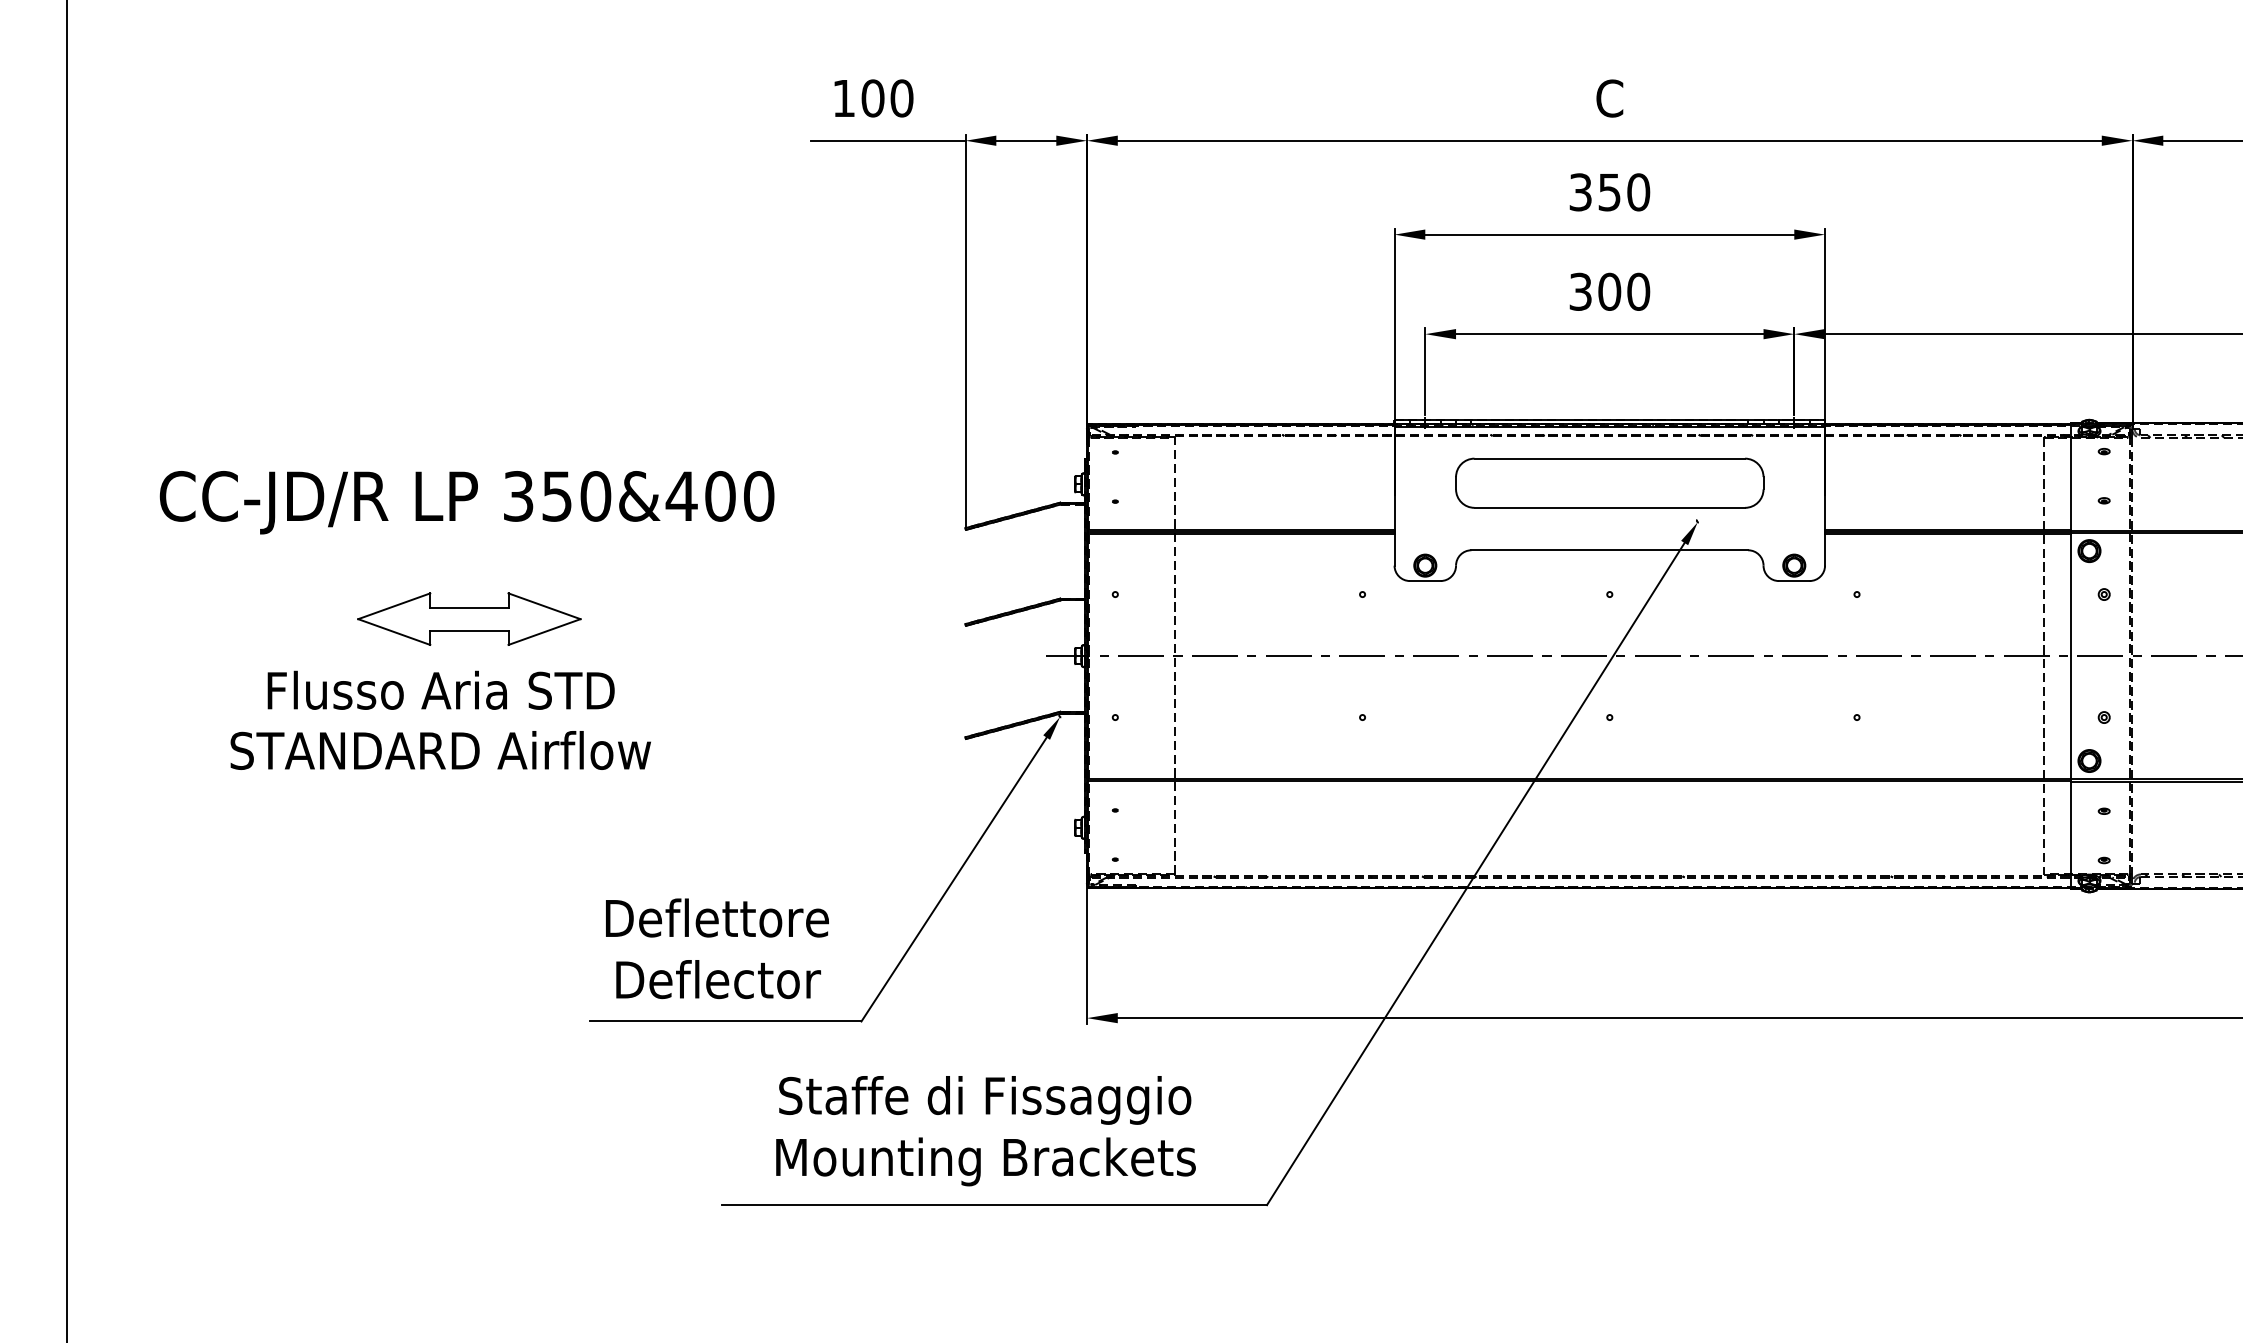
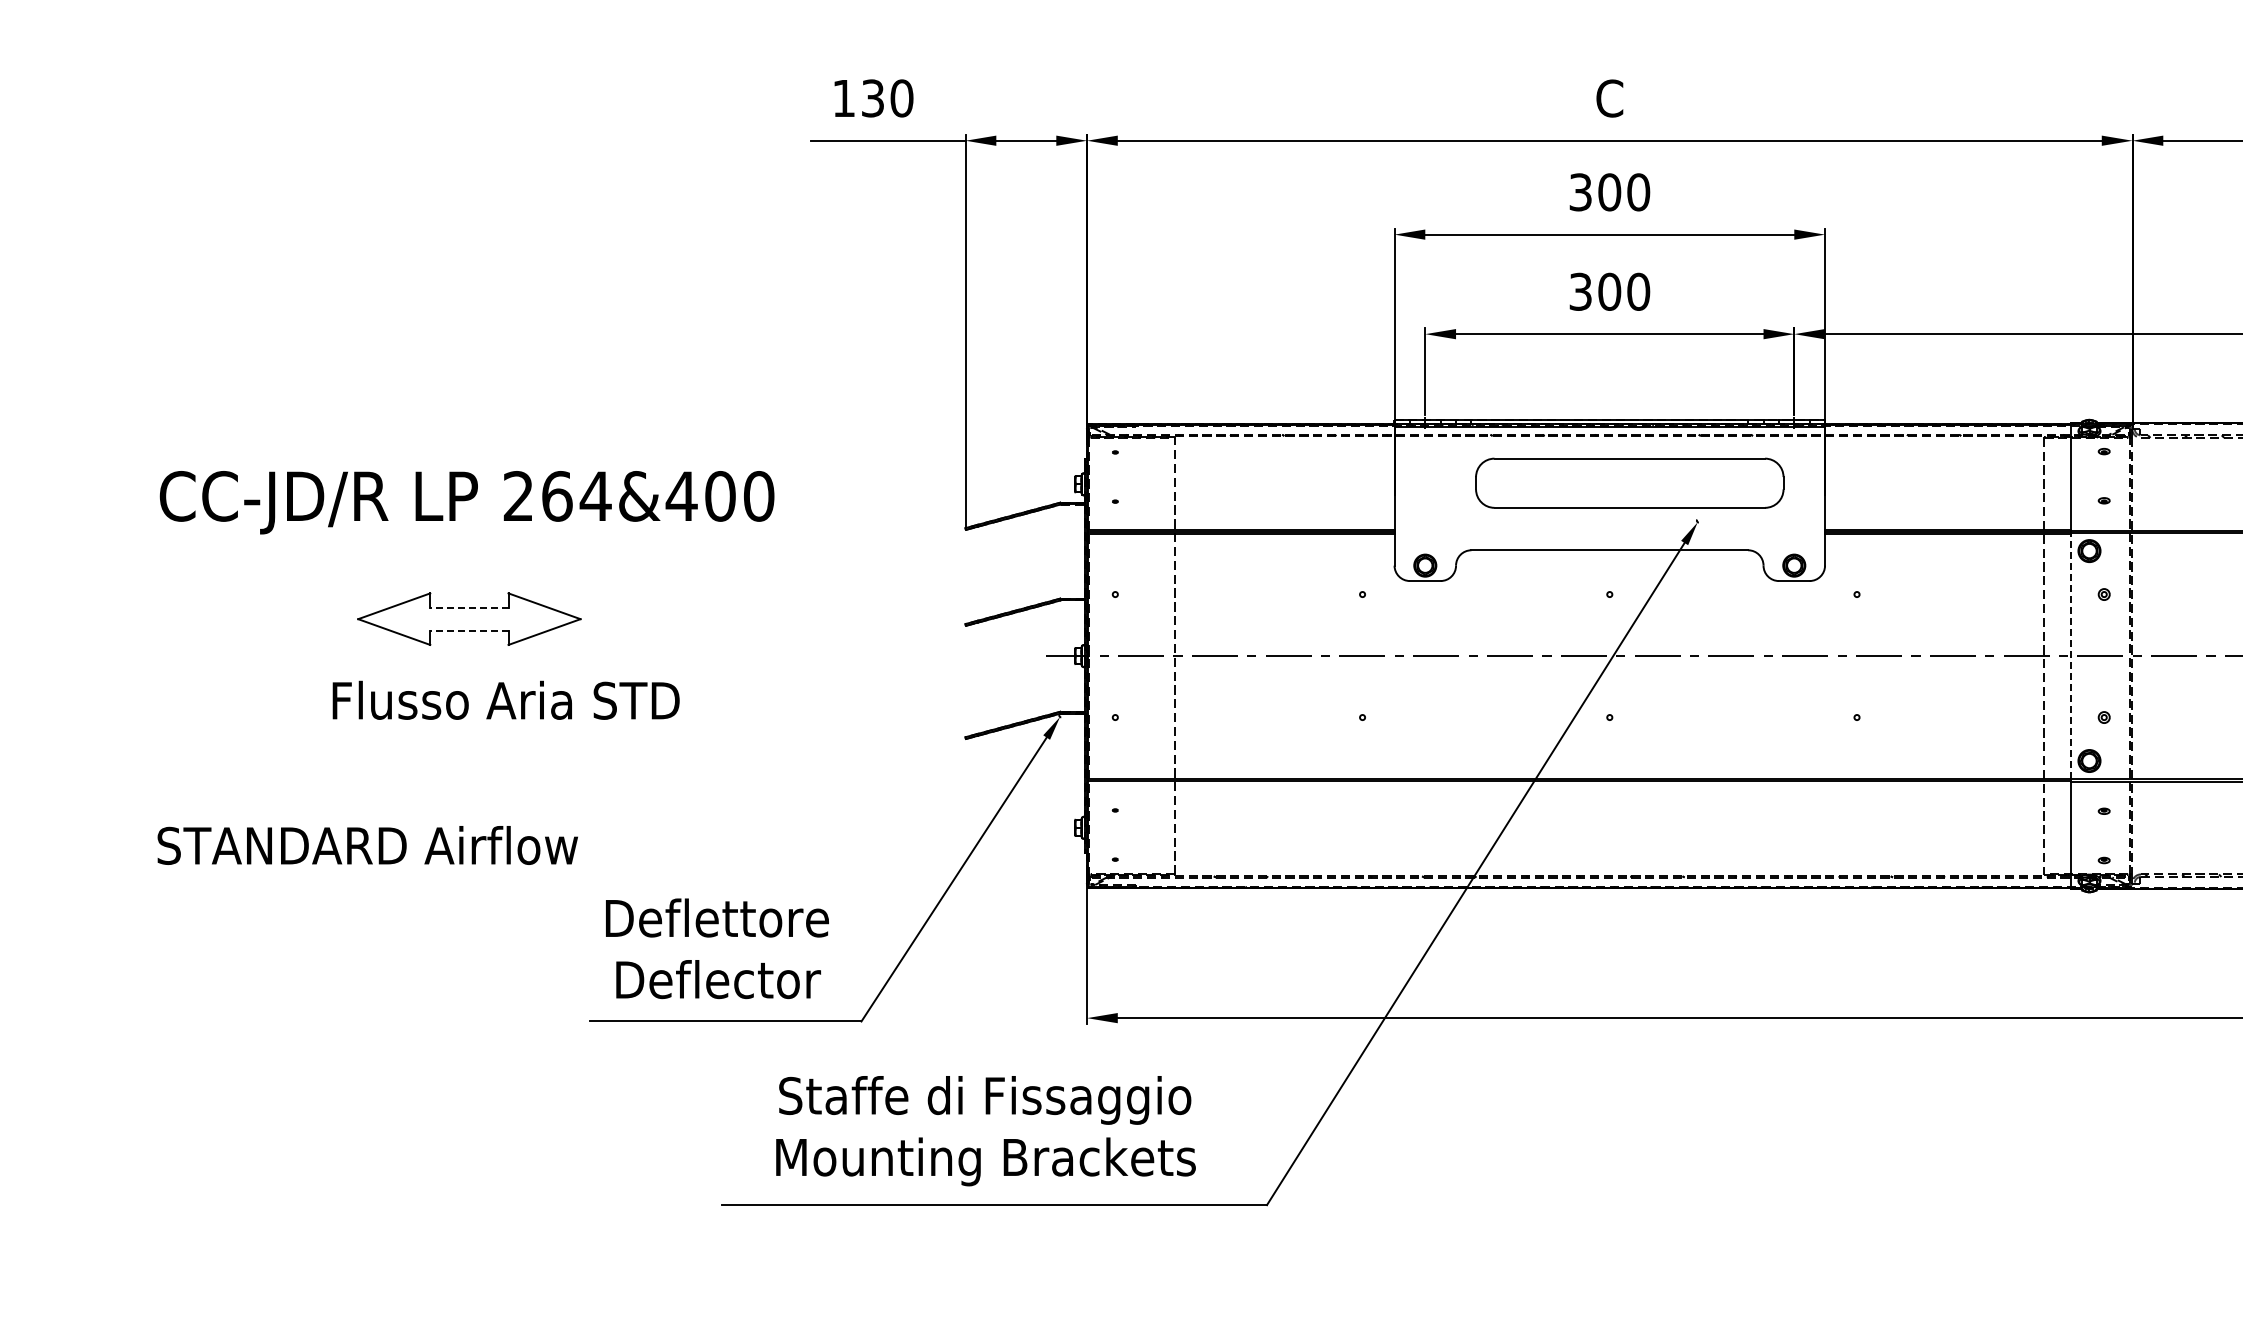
text: 100 -> 130 (872, 98)
text: 350 -> 300 (1609, 192)
part position: (1609, 482) -> (1629, 482) (1629, 482)
text: 350&400 -> 264&400 (557, 496)
line: solid -> dashed (468, 607)
line: solid -> dashed (468, 630)
line: solid -> dashed (2071, 655)
line: present -> none (67, 670)
text position: (440, 689) -> (505, 699) (505, 699)
text position: (440, 750) -> (367, 845) (367, 845)
